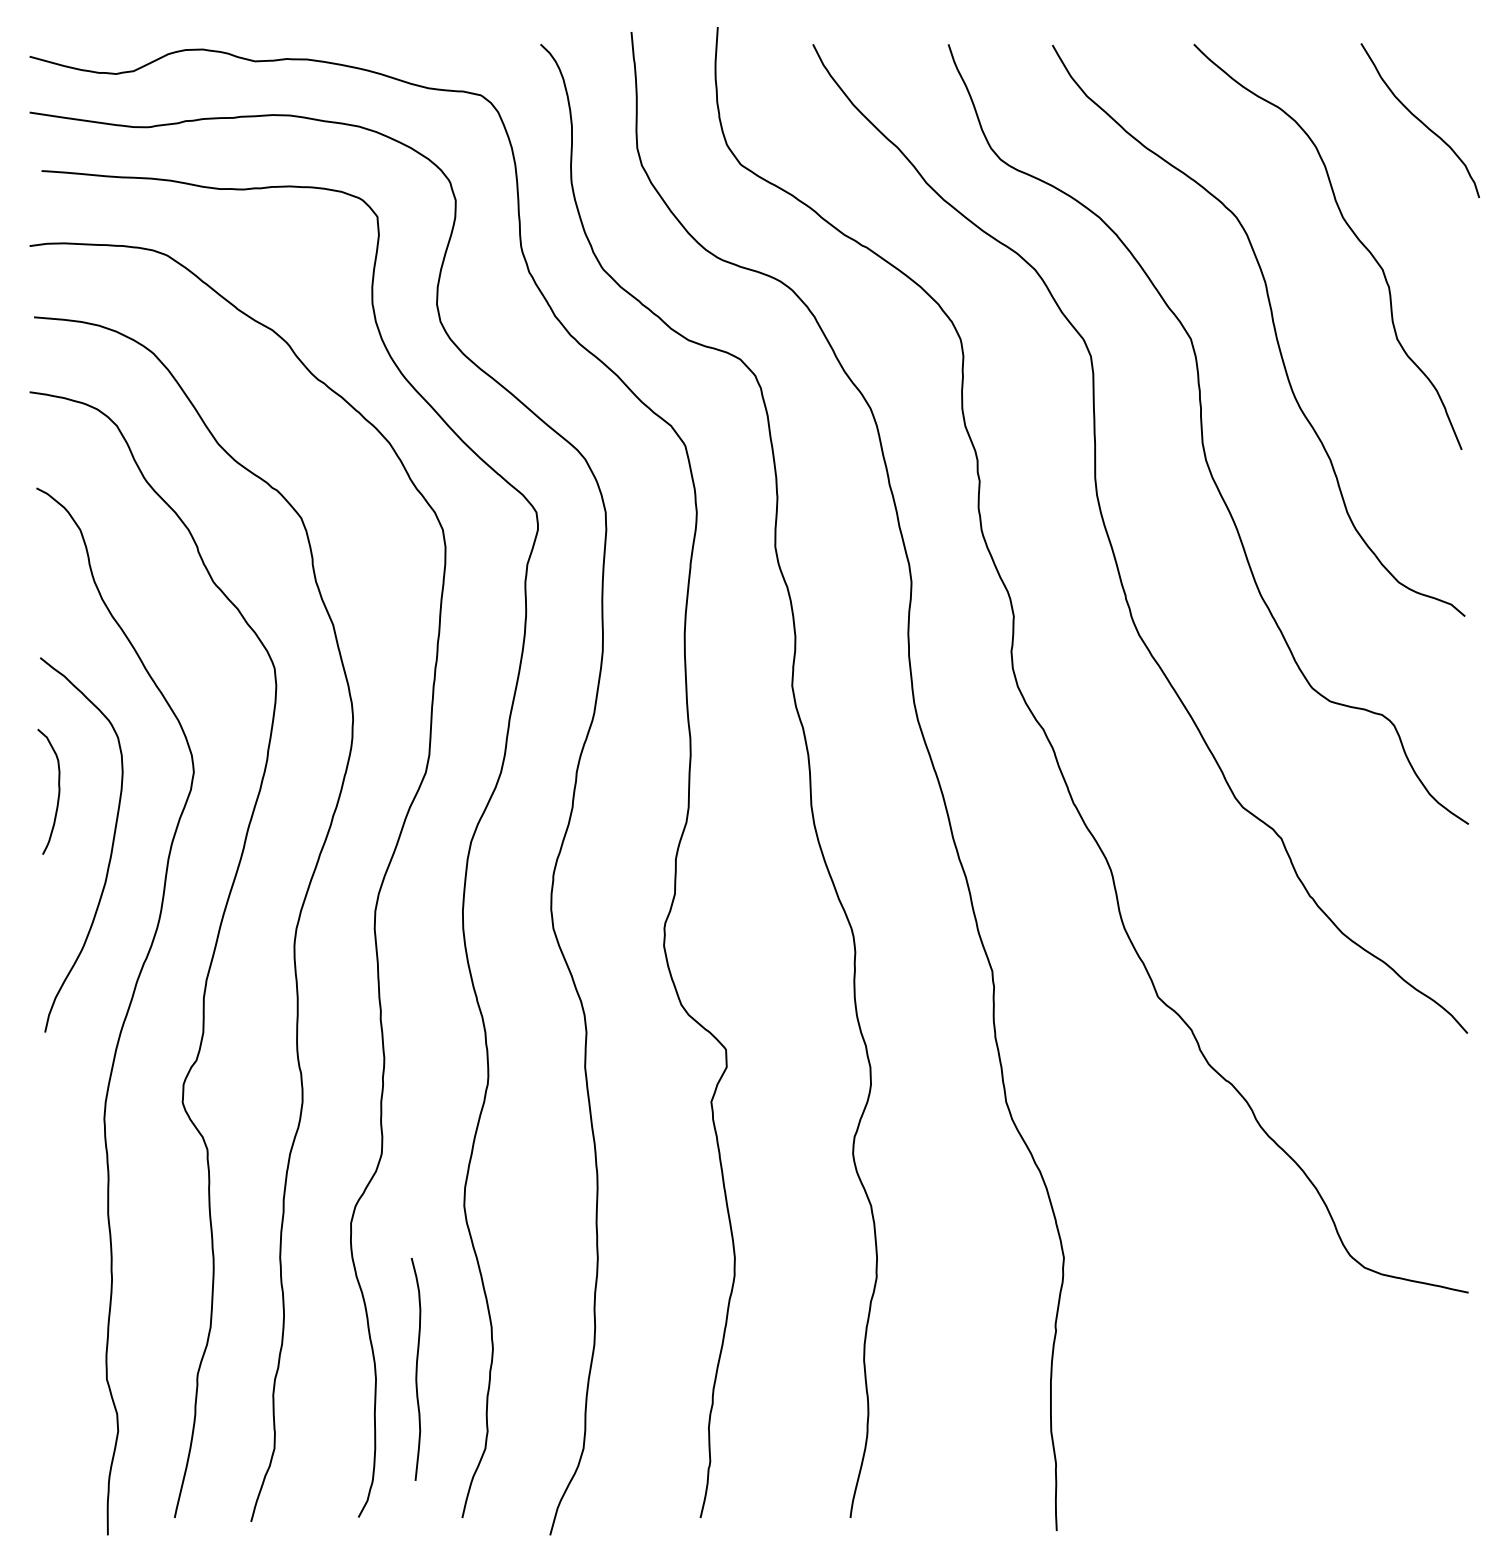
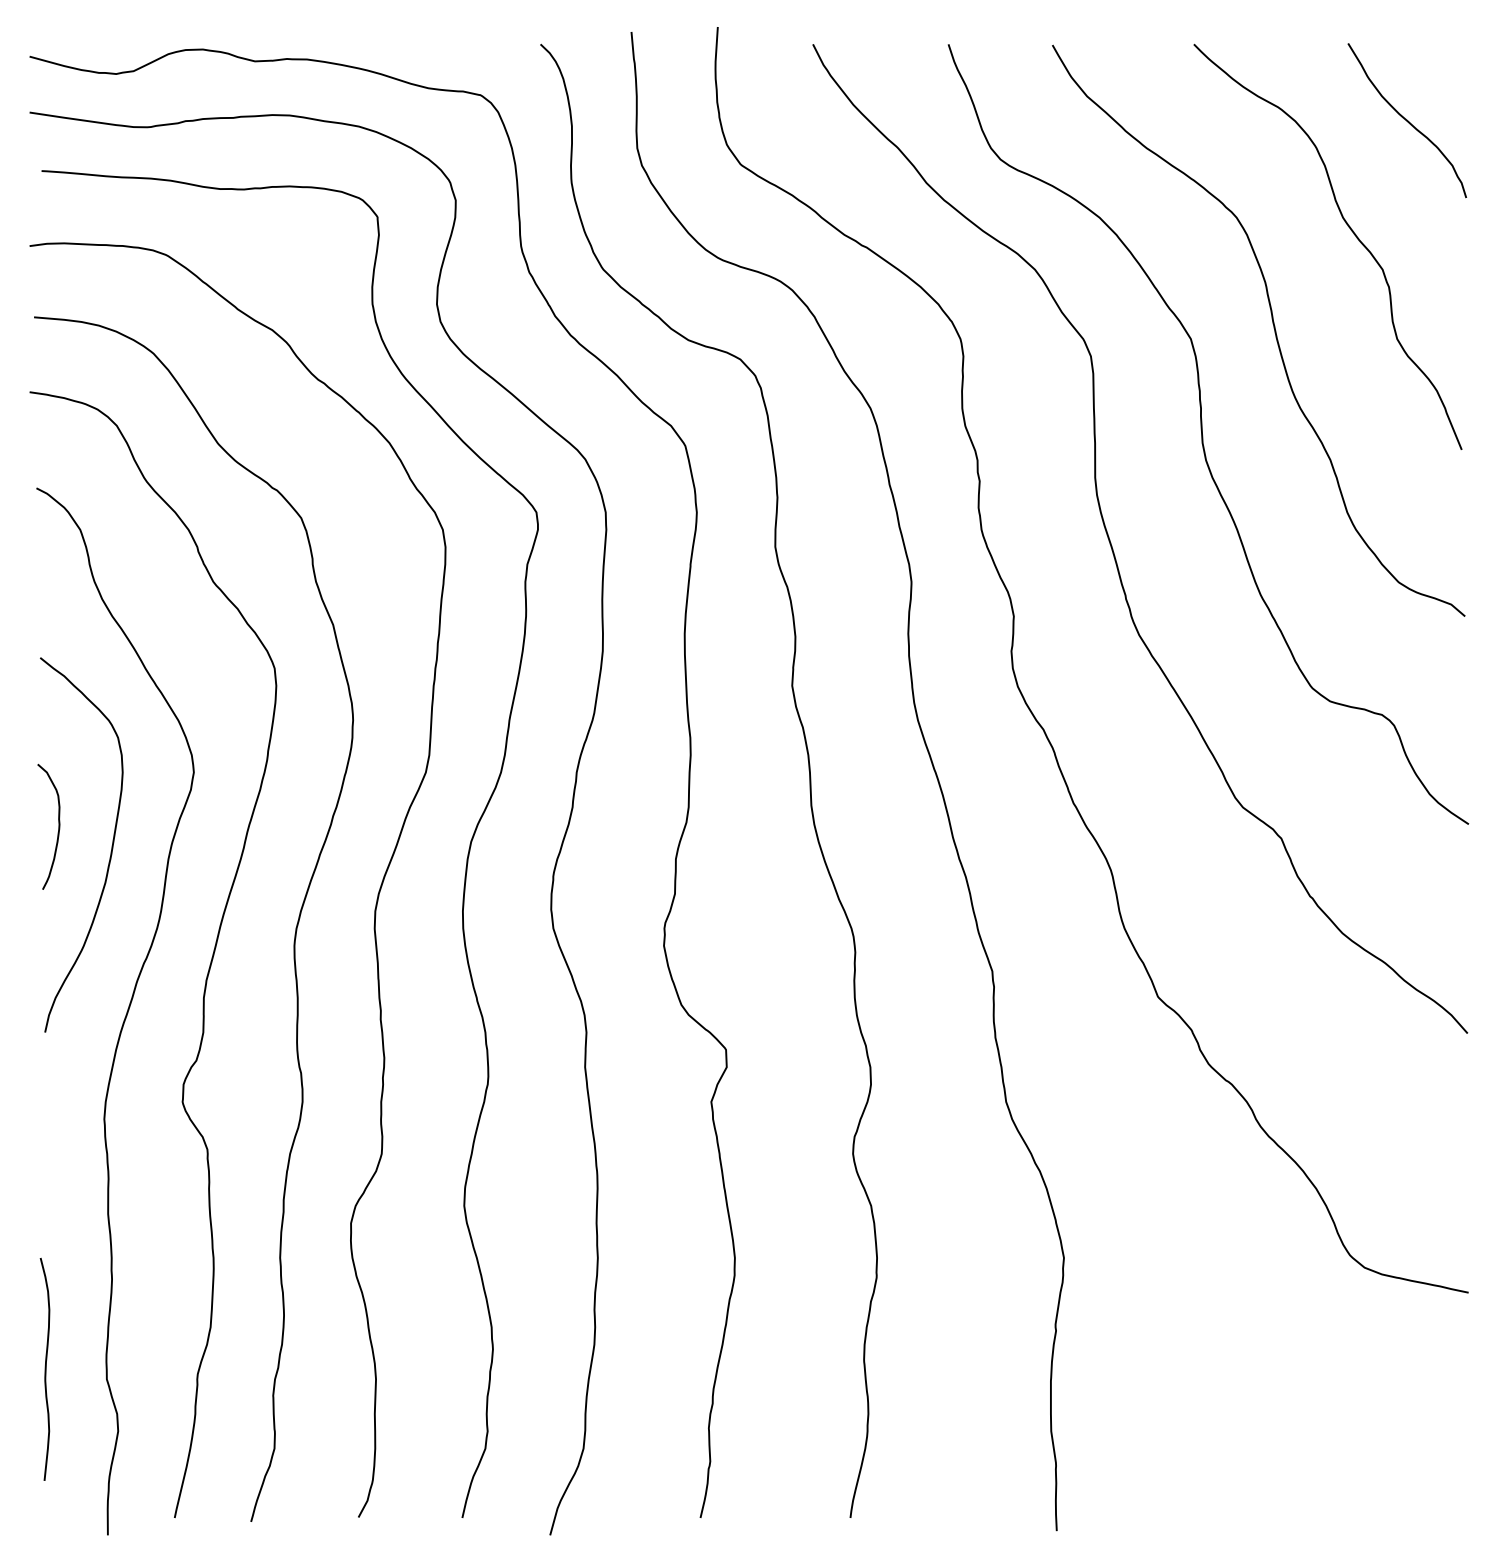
curve position: (1419, 120) -> (1406, 120) (1406, 120)
curve position: (58, 791) -> (58, 826) (58, 826)
curve position: (415, 1369) -> (44, 1369) (44, 1369)
